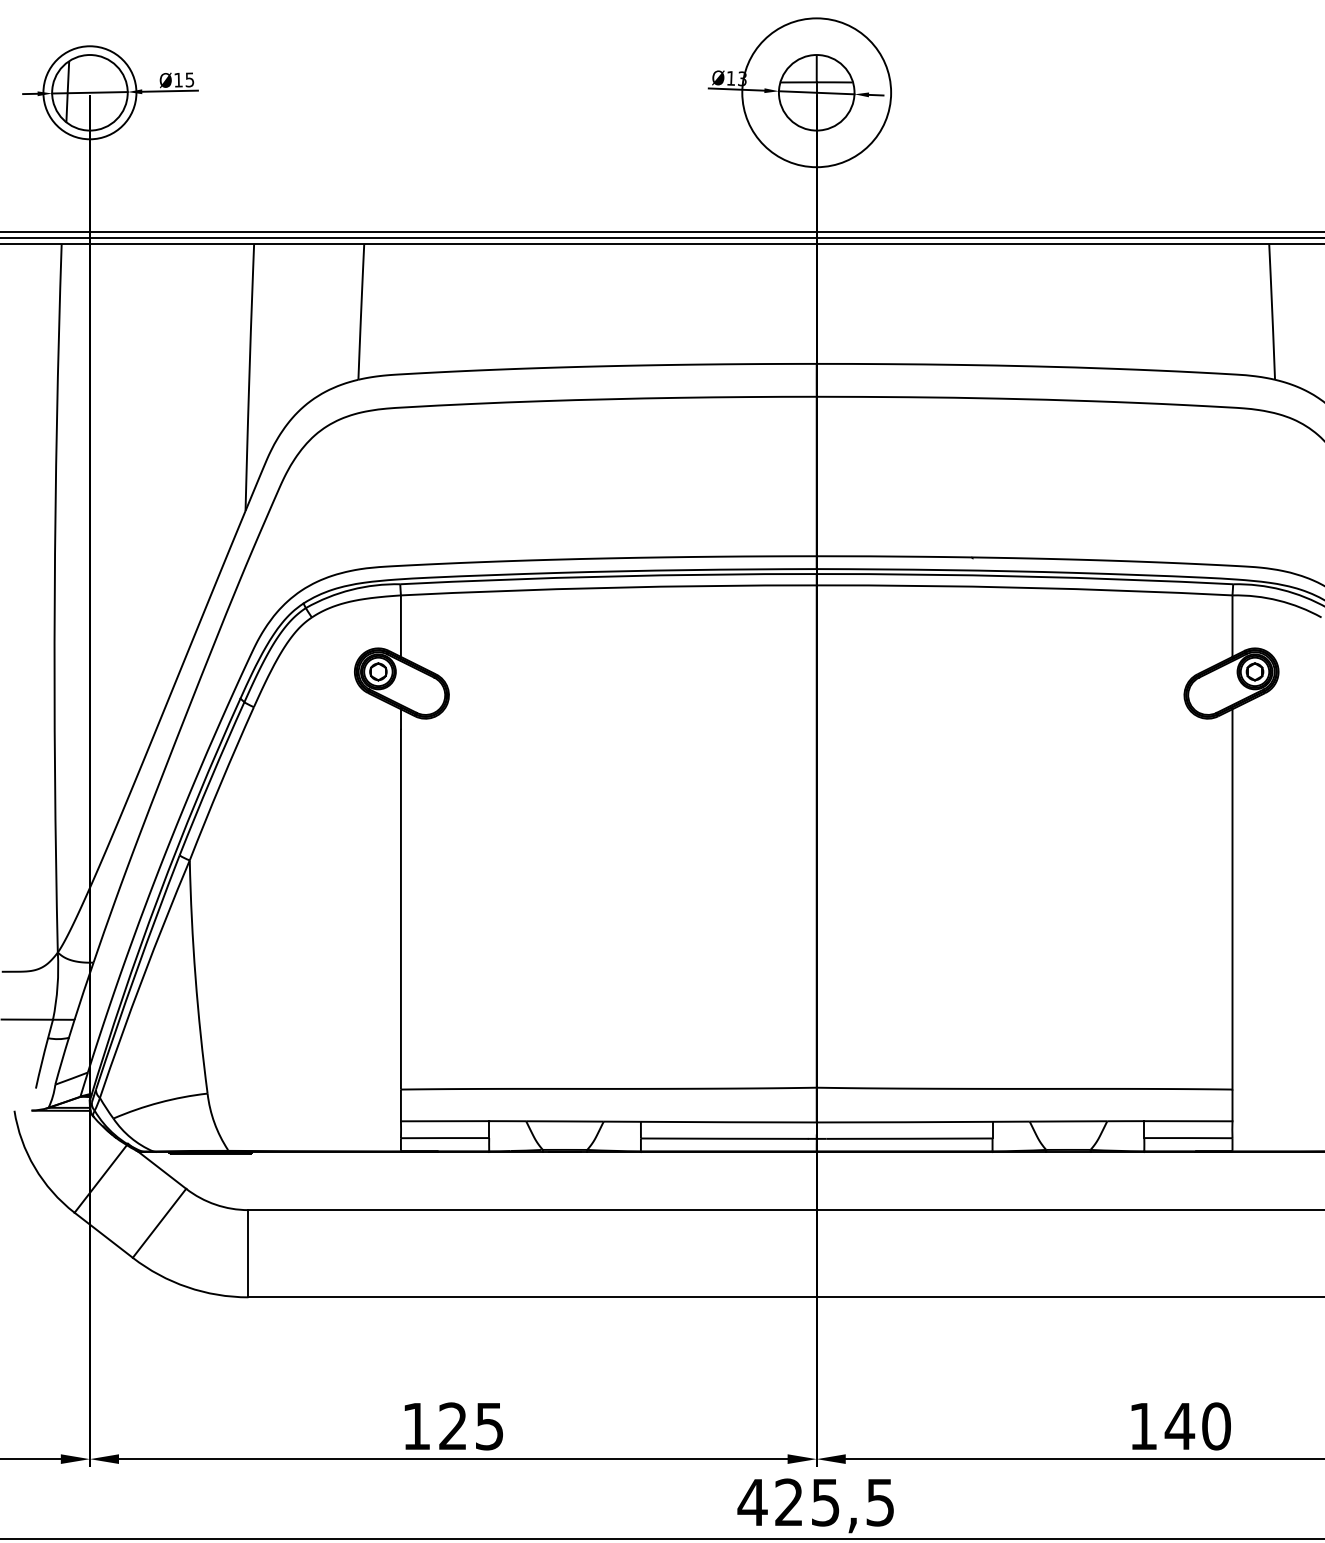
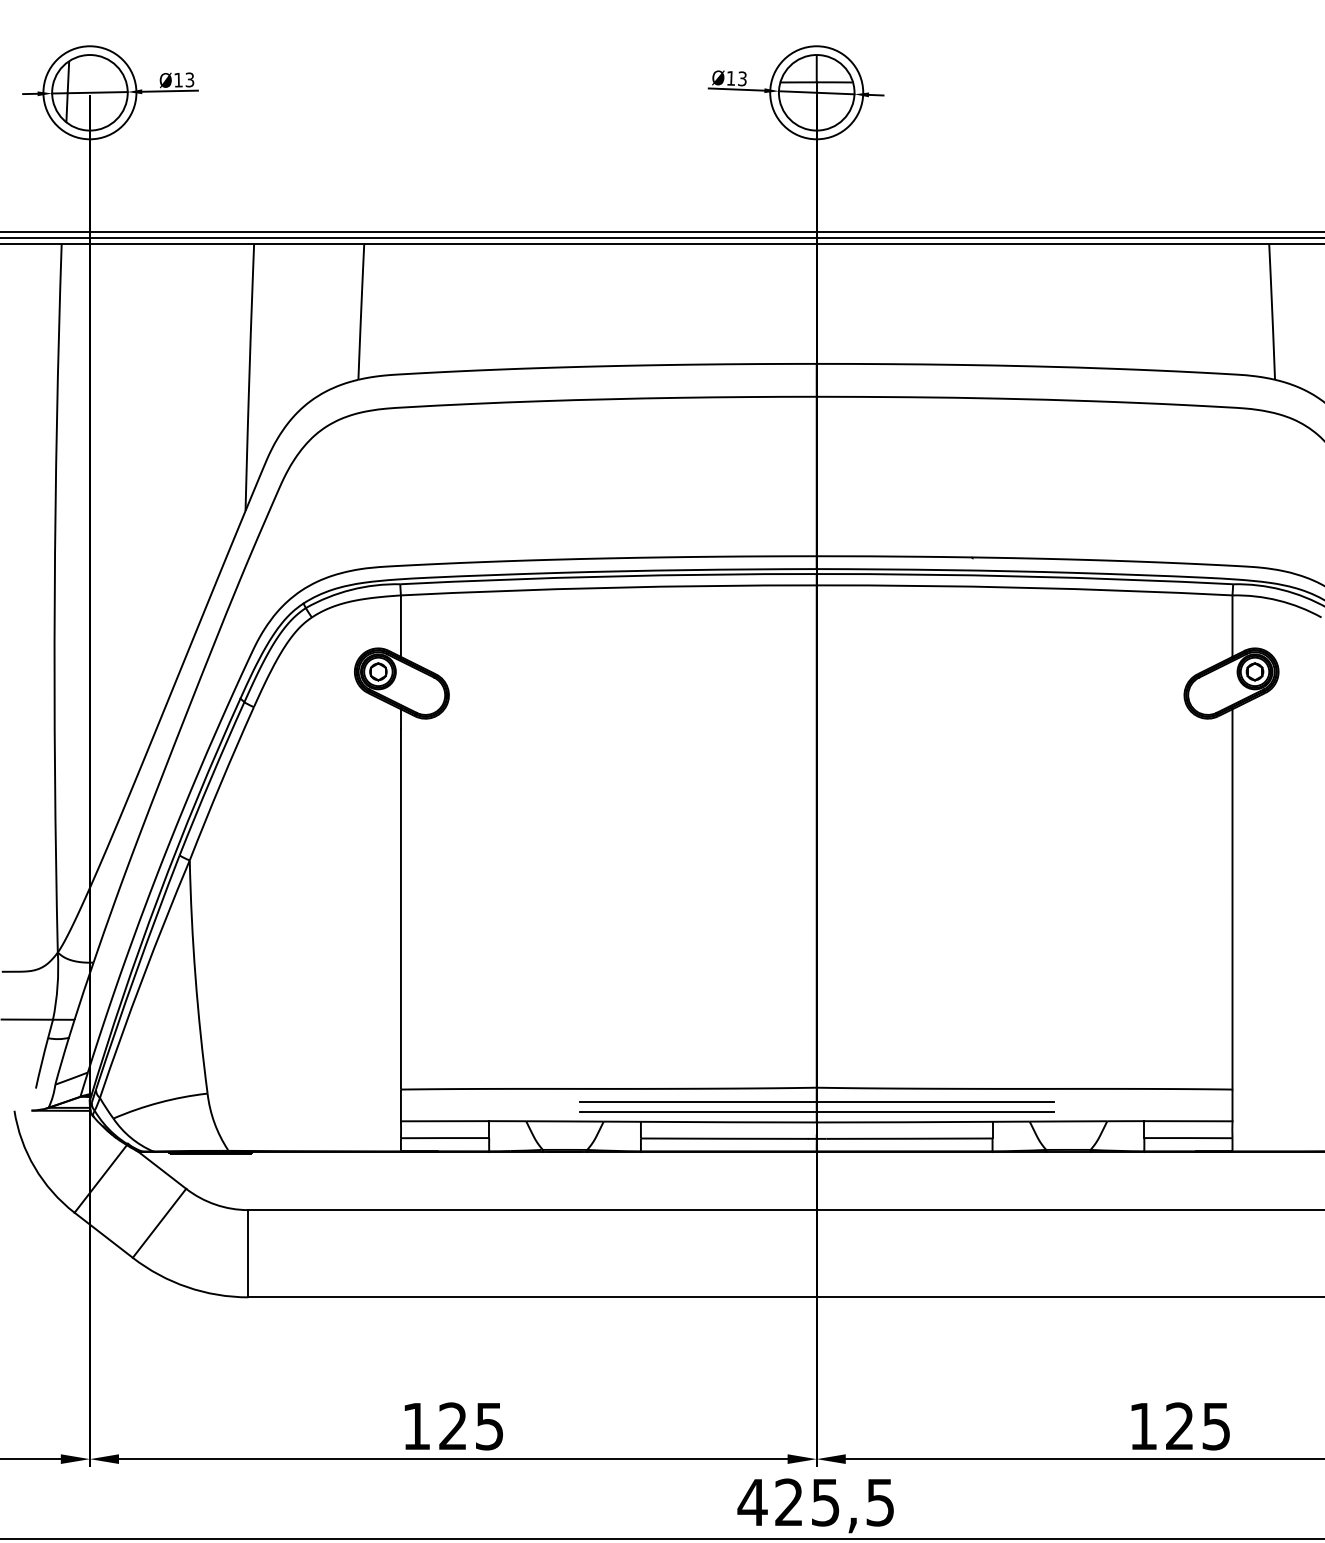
text: 15 -> 13 (190, 79)
circle diameter: 149 px -> 93 px (816, 92)
line: none -> present (816, 1101)
line: none -> present (816, 1112)
text: 140 -> 125 (1197, 1426)
